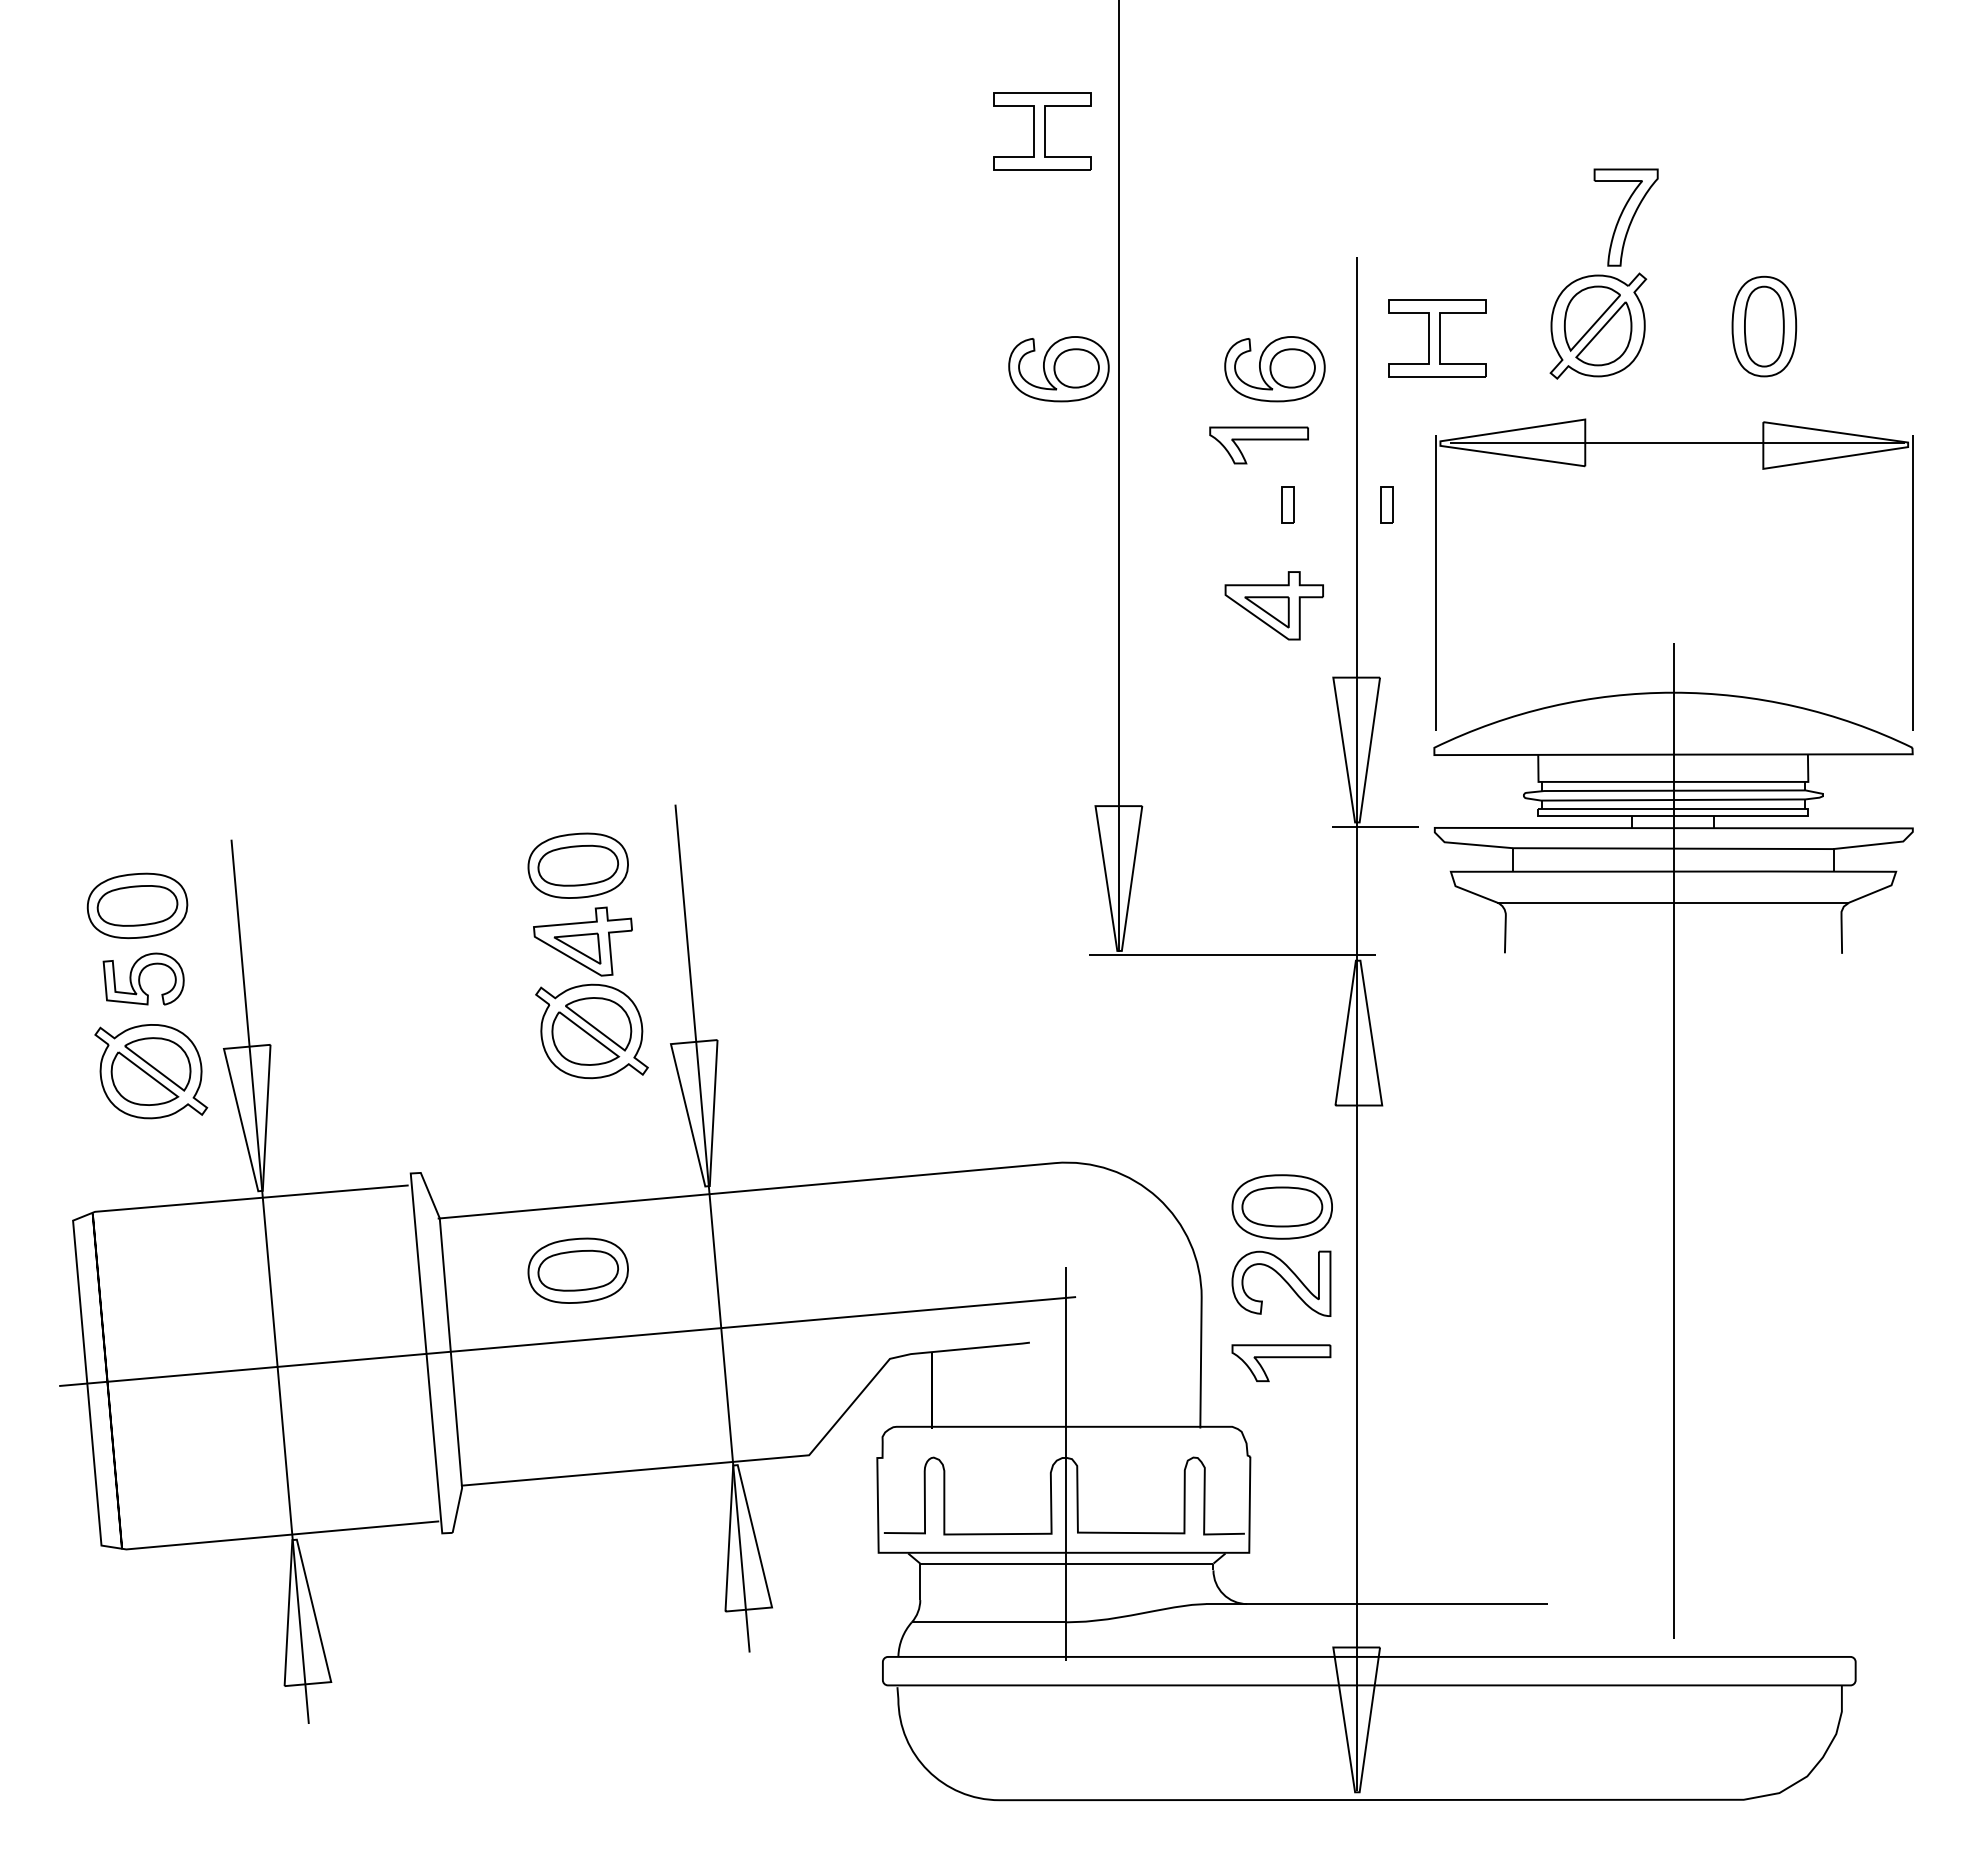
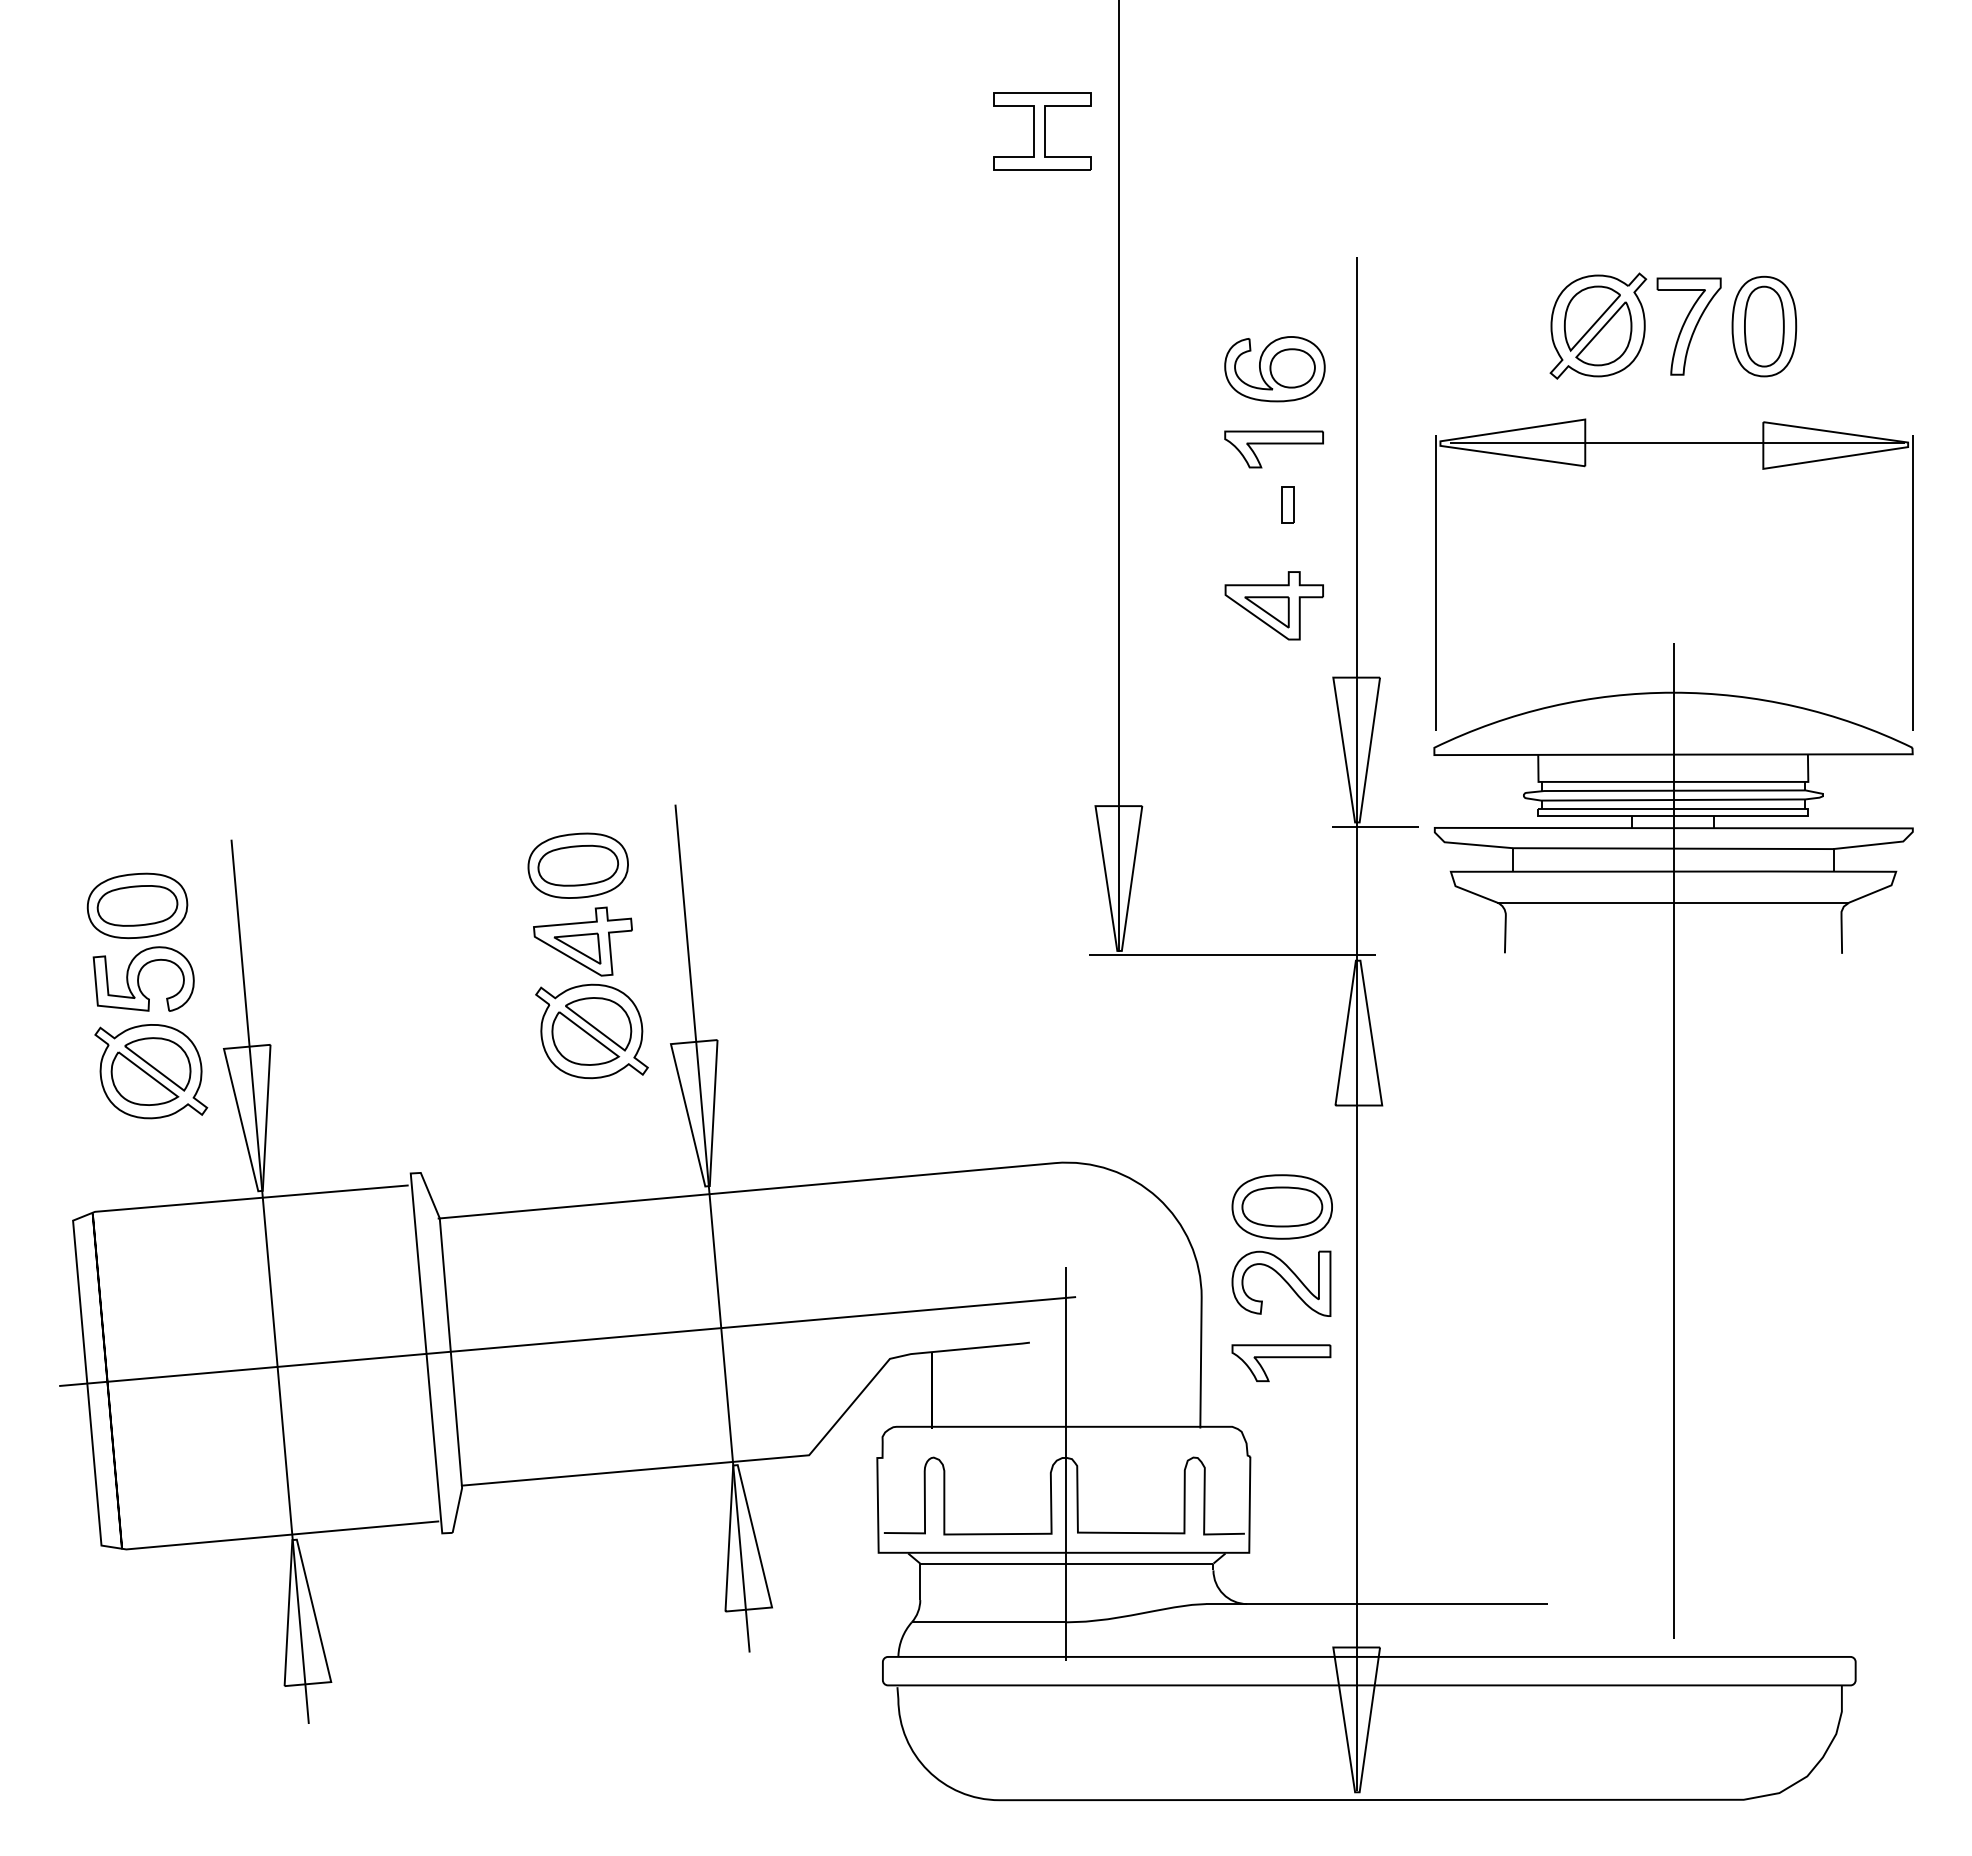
part position: (1625, 217) -> (1688, 326) (1688, 326)
part: present -> none (1437, 338)
part: present -> none (1058, 369)
part position: (1258, 445) -> (1273, 449) (1273, 449)
part: present -> none (1386, 504)
part size: 83x54 px -> 103x66 px (143, 978)
part: present -> none (577, 1270)
